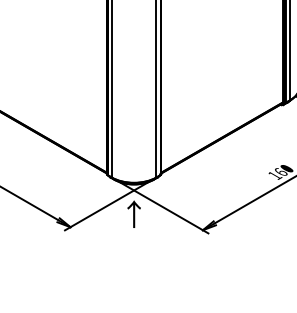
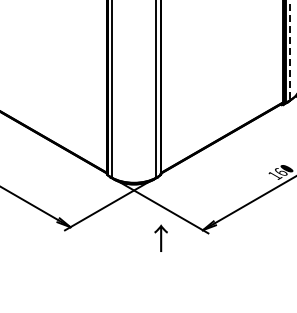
line: solid -> dashed (290, 50)
text position: (133, 213) -> (160, 237) (160, 237)
